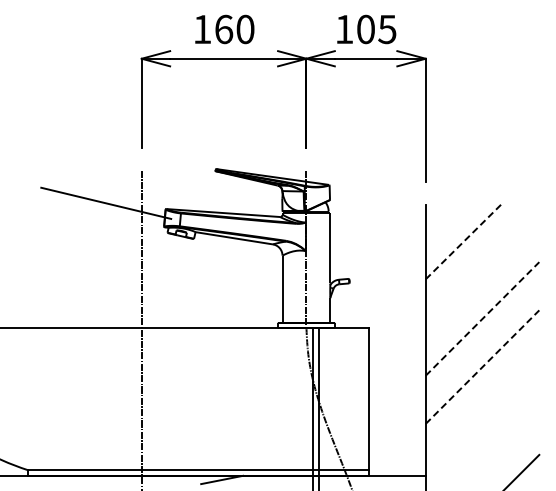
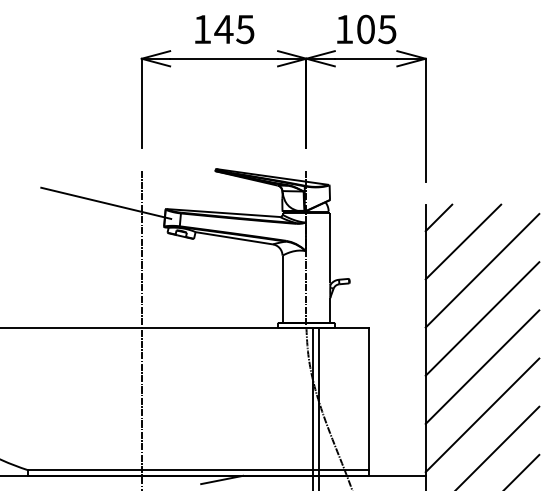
text: 160 -> 145 (234, 29)
line: none -> present (438, 217)
line: dashed -> solid (463, 241)
line: none -> present (482, 270)
line: dashed -> solid (482, 318)
line: dashed -> solid (482, 366)
line: none -> present (482, 415)
line: none -> present (498, 446)
